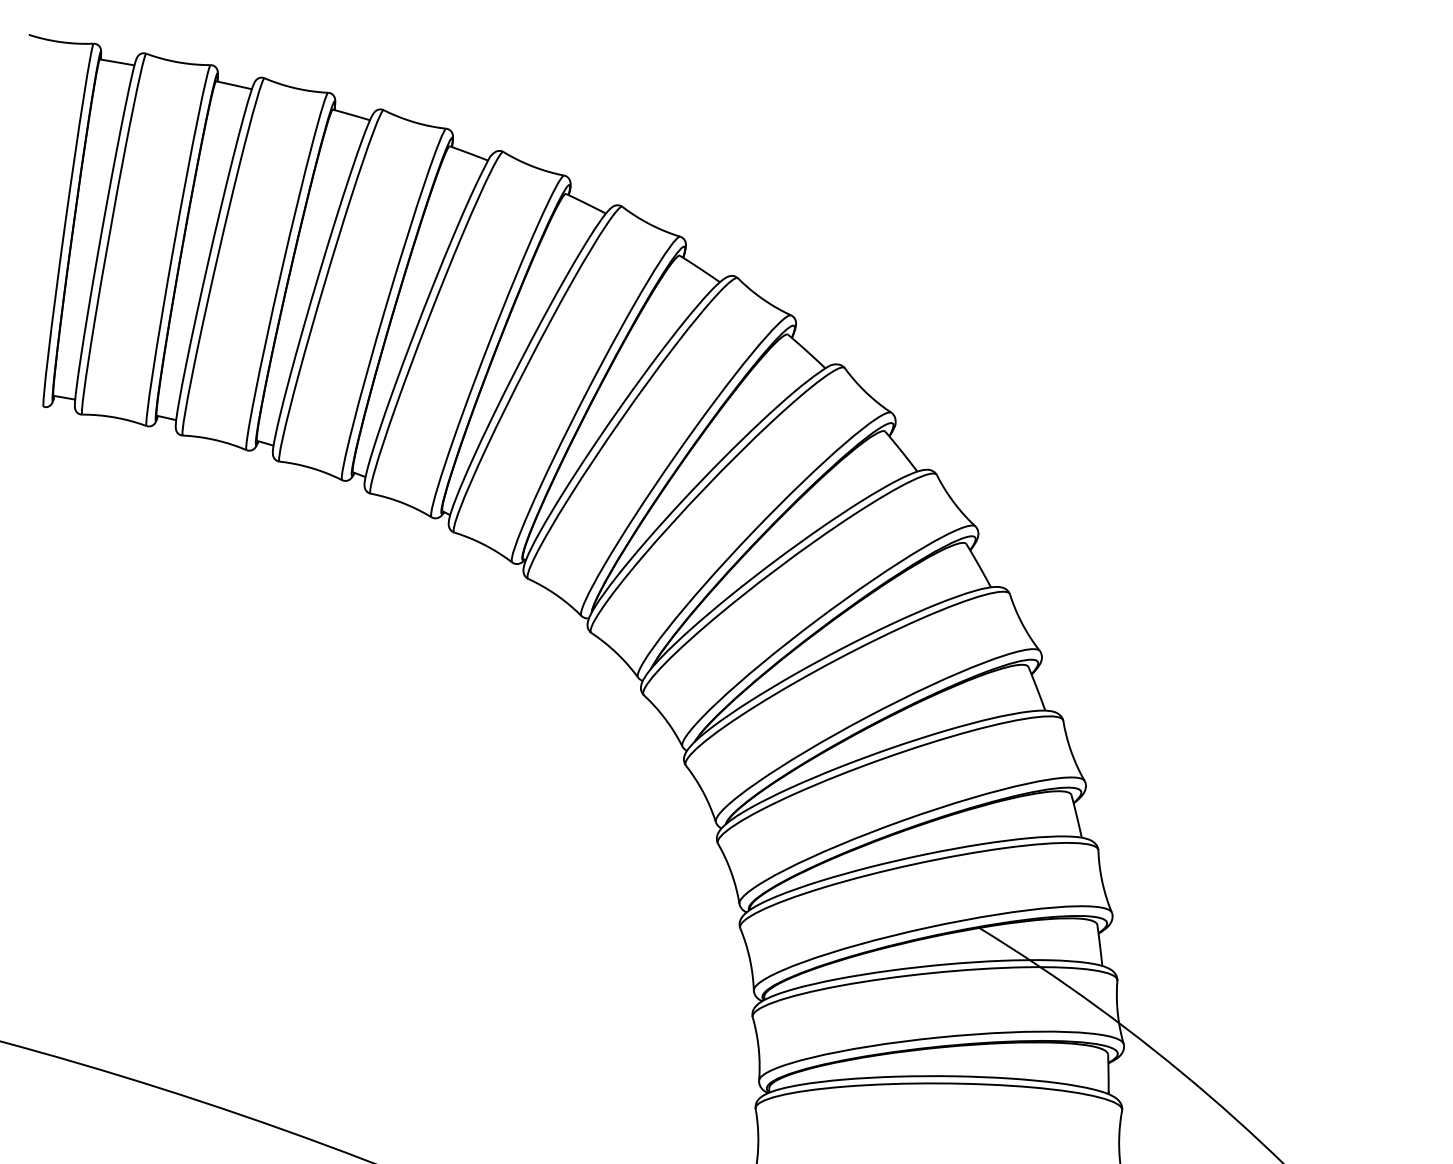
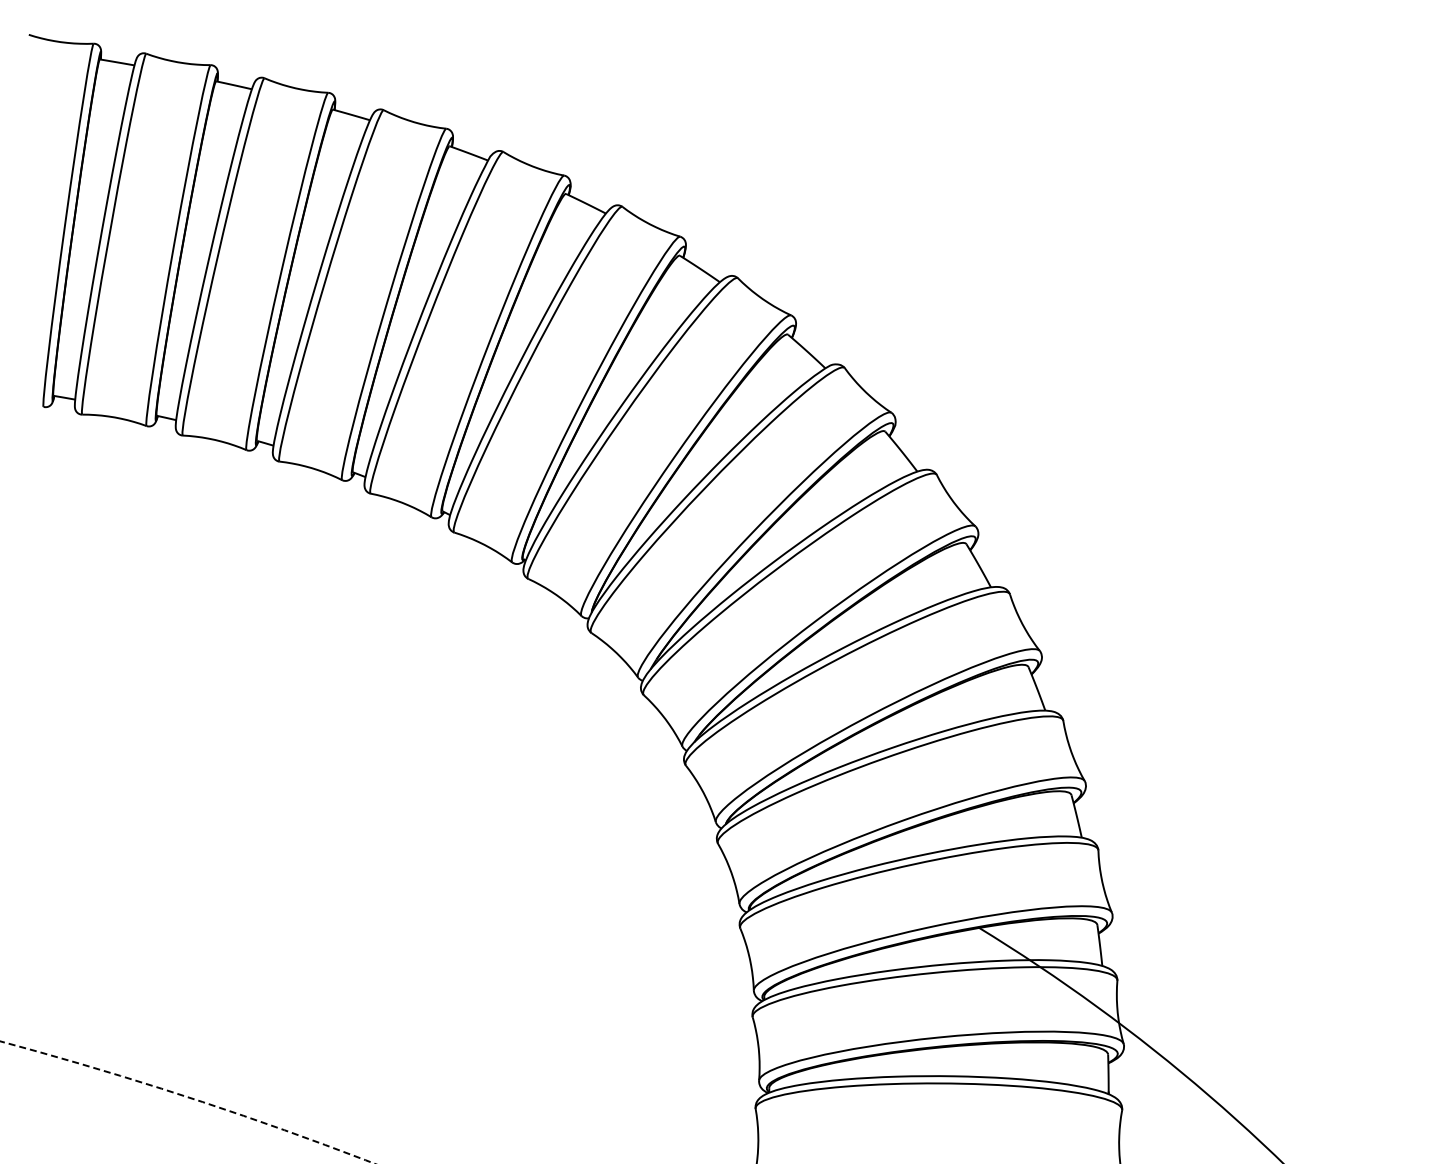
arc: solid -> dashed (189, 1097)
